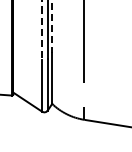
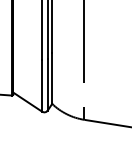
line: dashed -> solid (52, 27)
line: dashed -> solid (42, 30)
